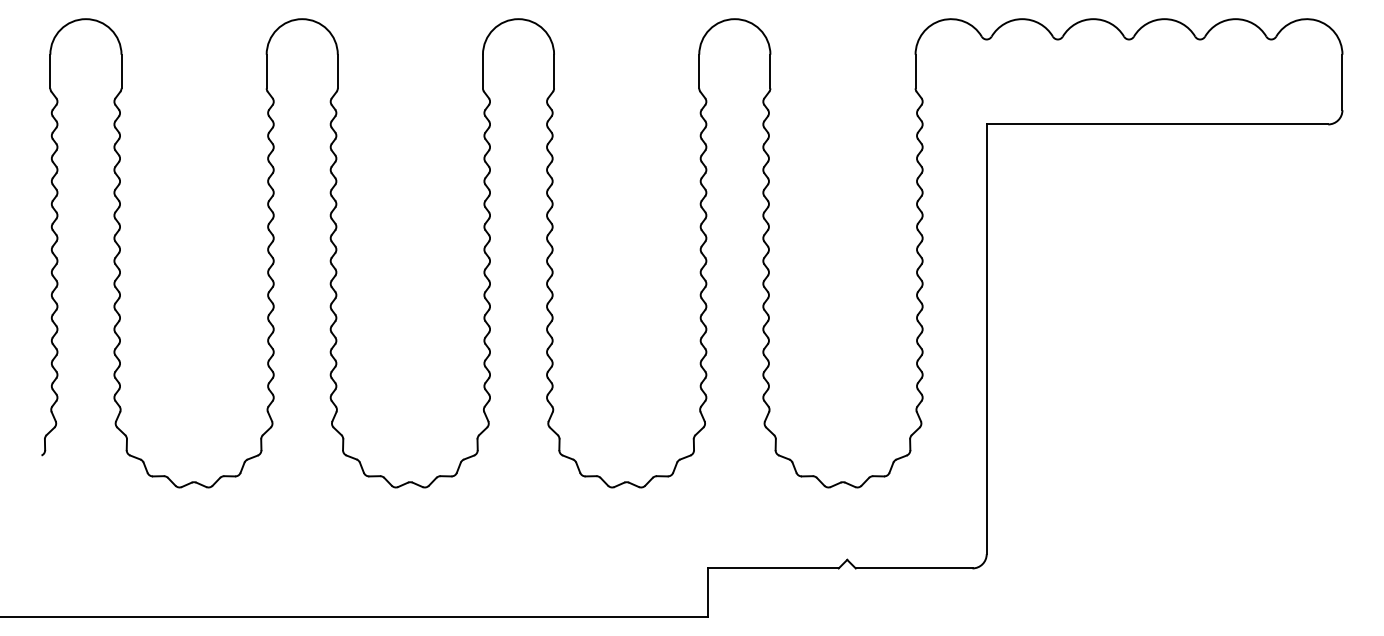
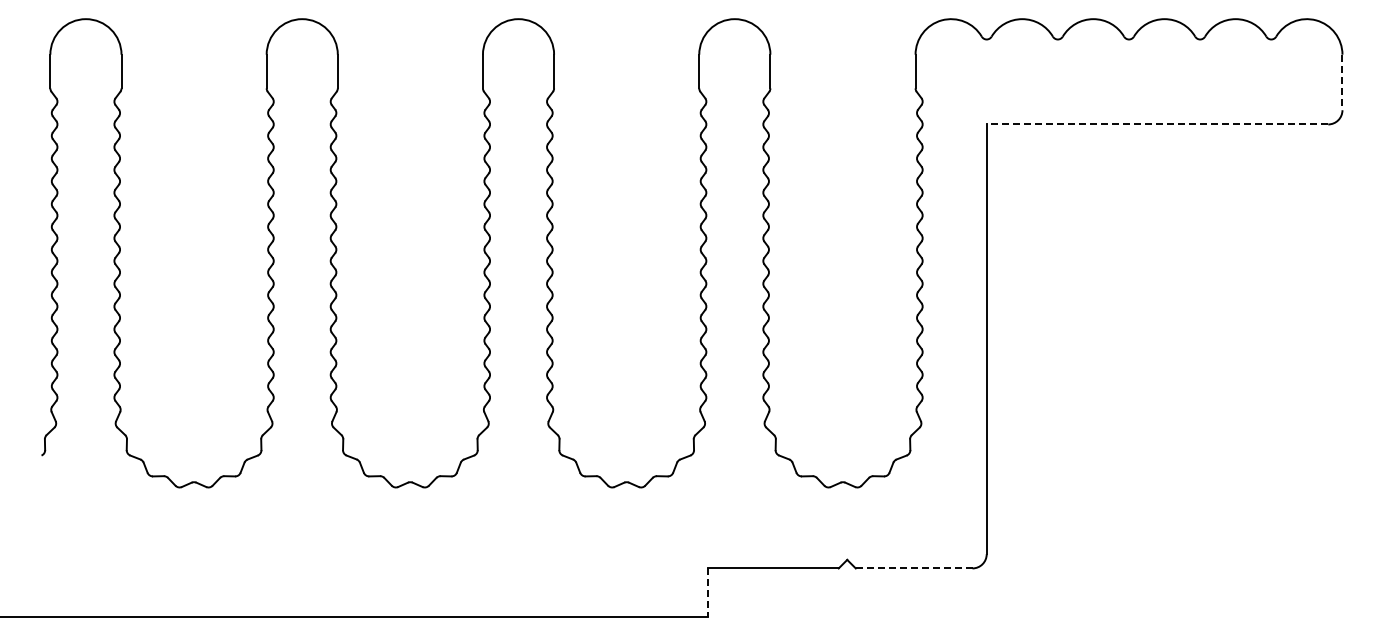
line: solid -> dashed (1342, 82)
line: solid -> dashed (1157, 124)
line: solid -> dashed (913, 568)
line: solid -> dashed (707, 593)
